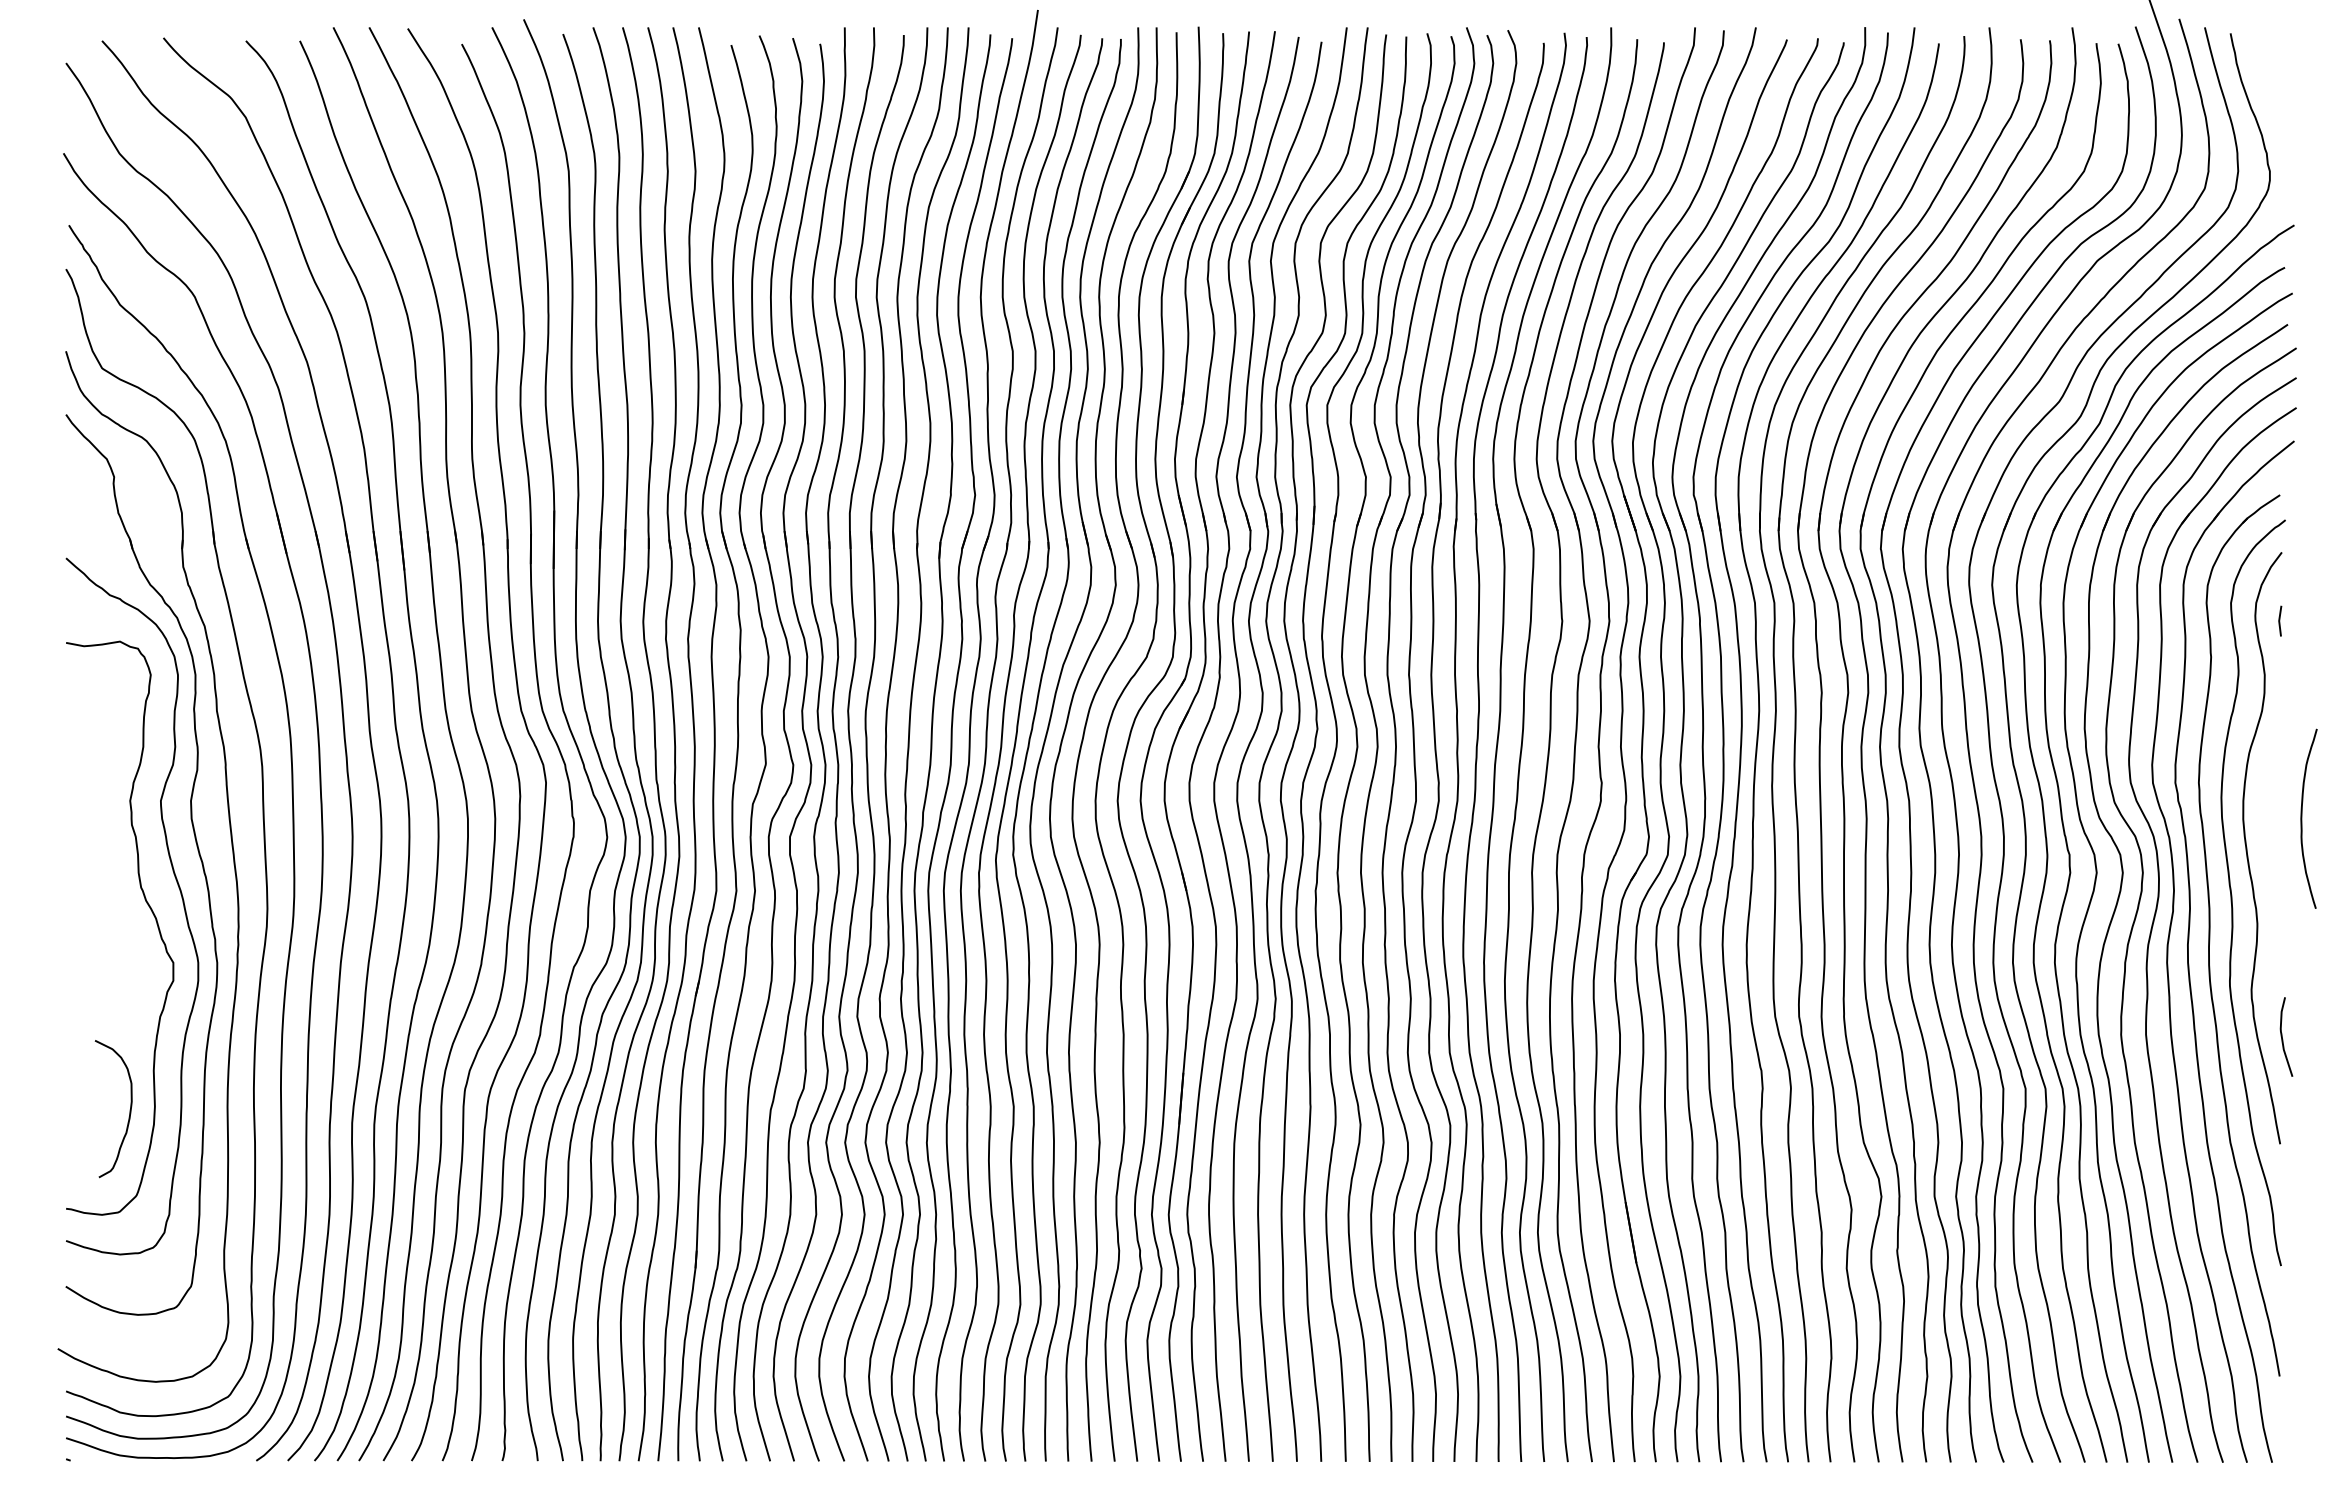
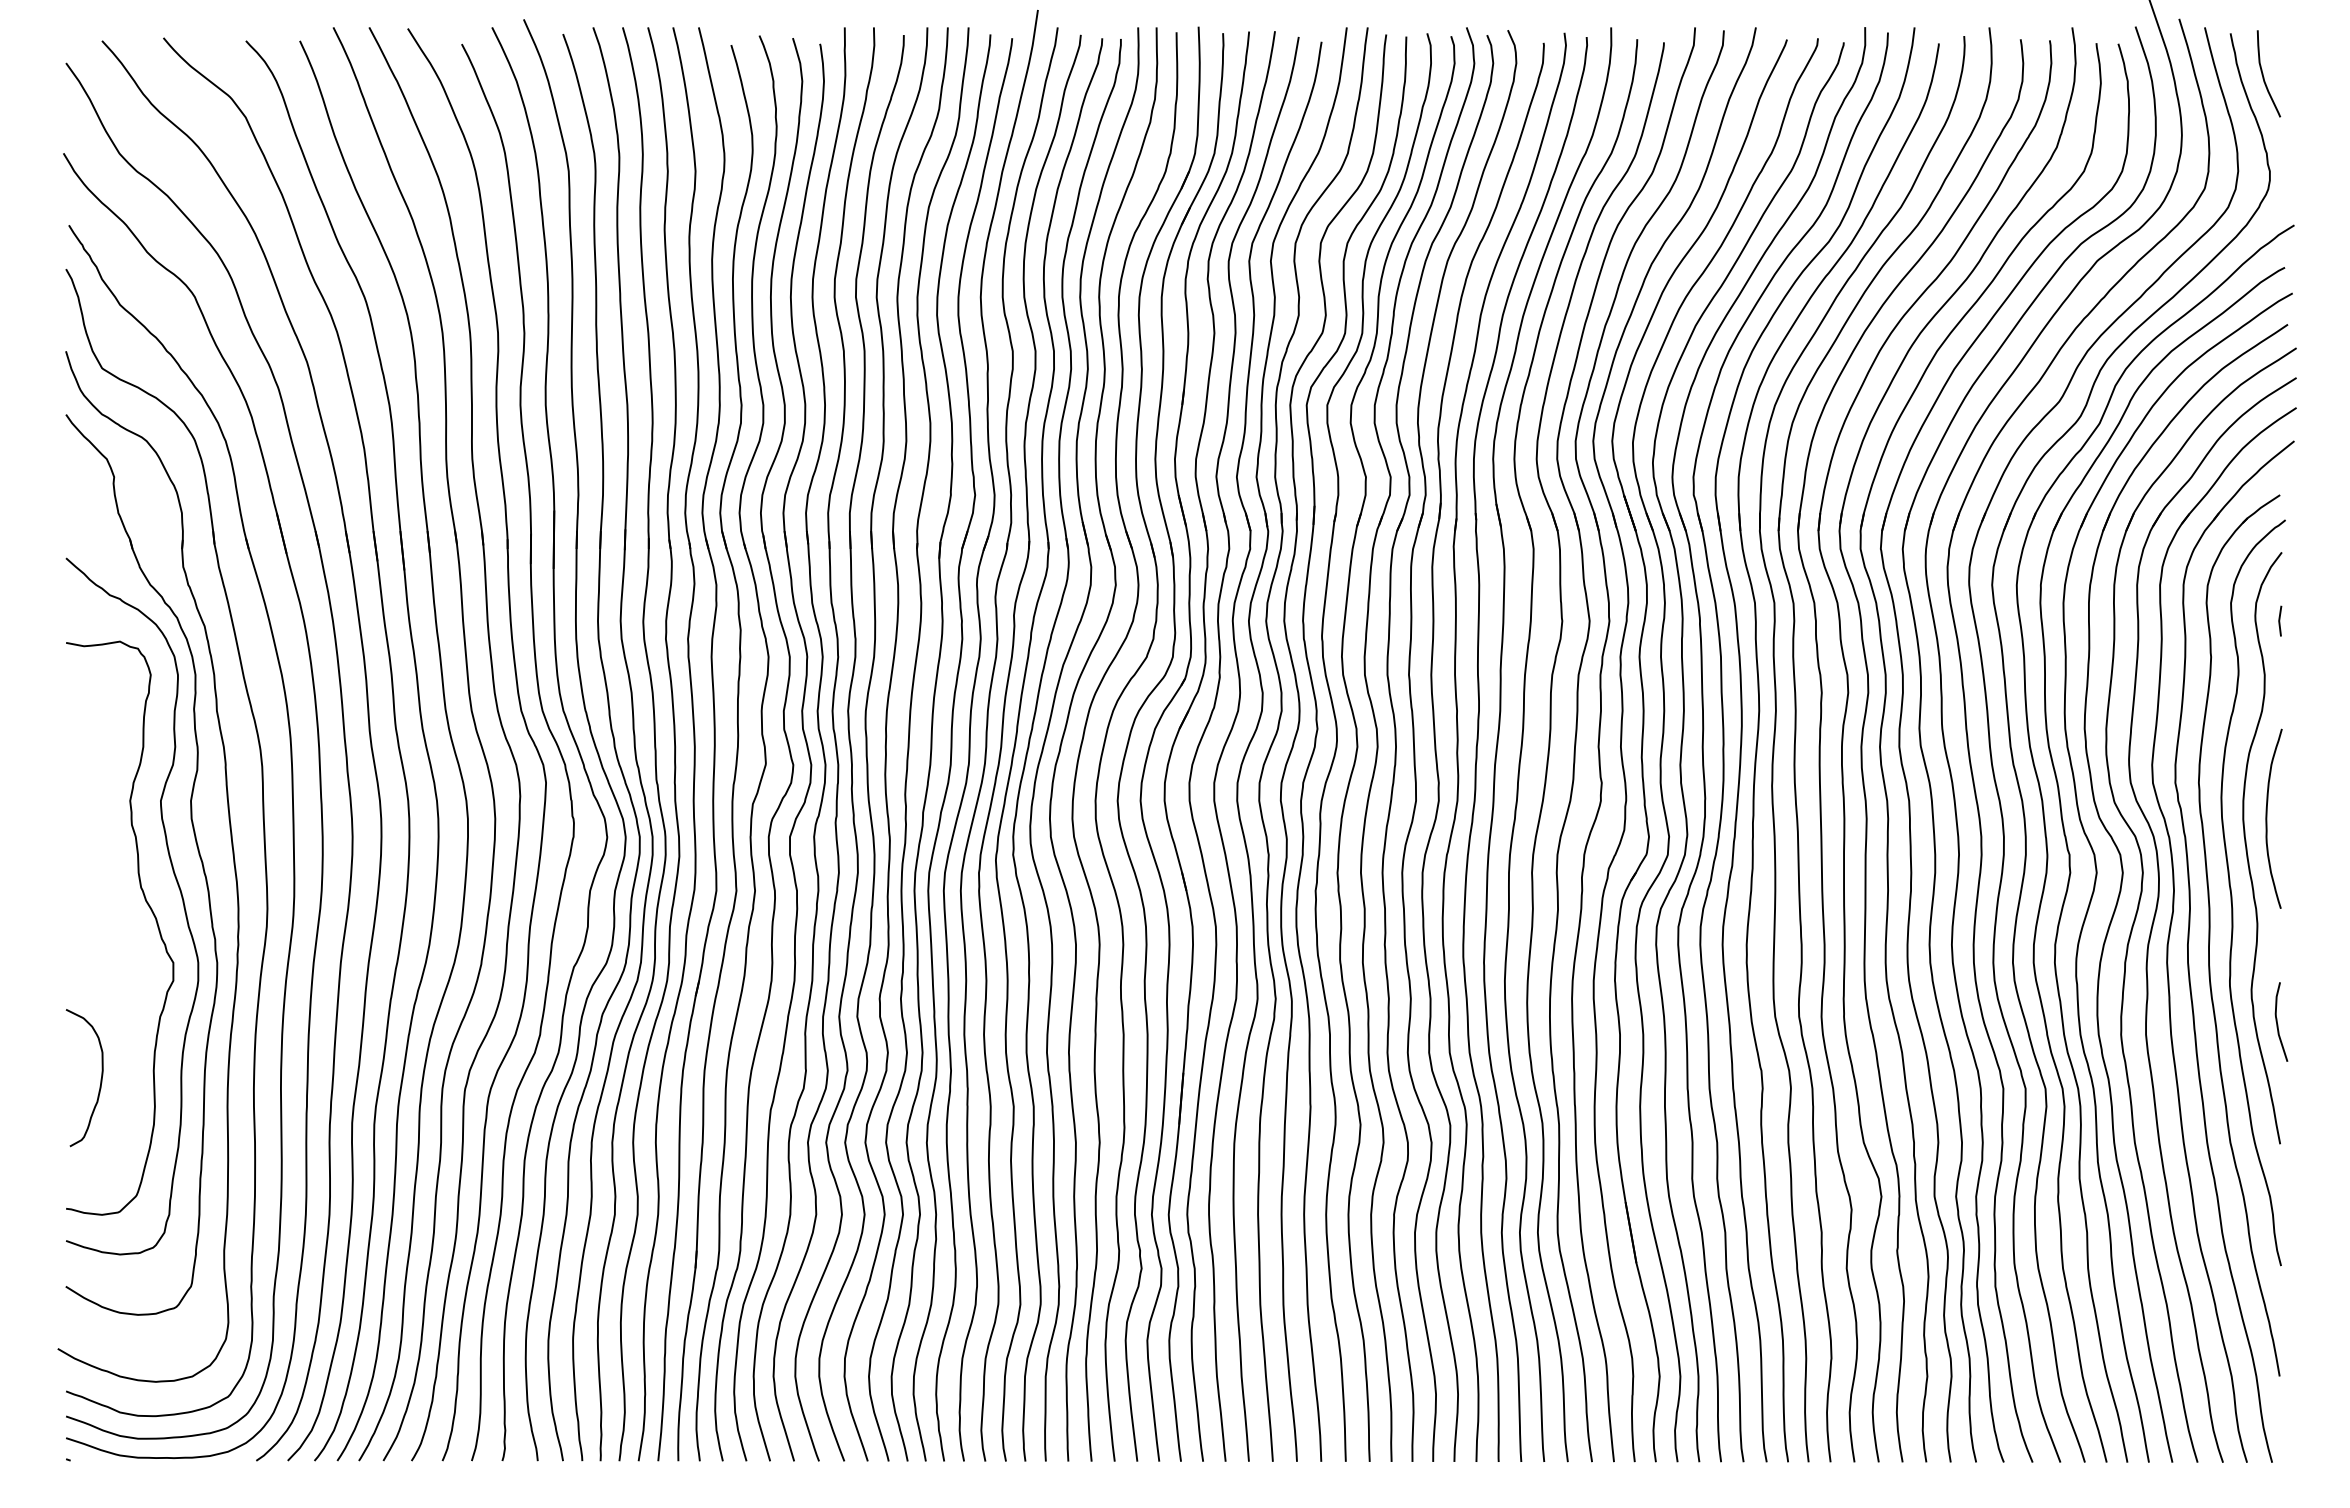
curve: none -> present (2263, 73)
curve position: (2302, 818) -> (2267, 818) (2267, 818)
curve position: (2282, 1036) -> (2277, 1021) (2277, 1021)
curve position: (129, 1109) -> (100, 1078) (100, 1078)
